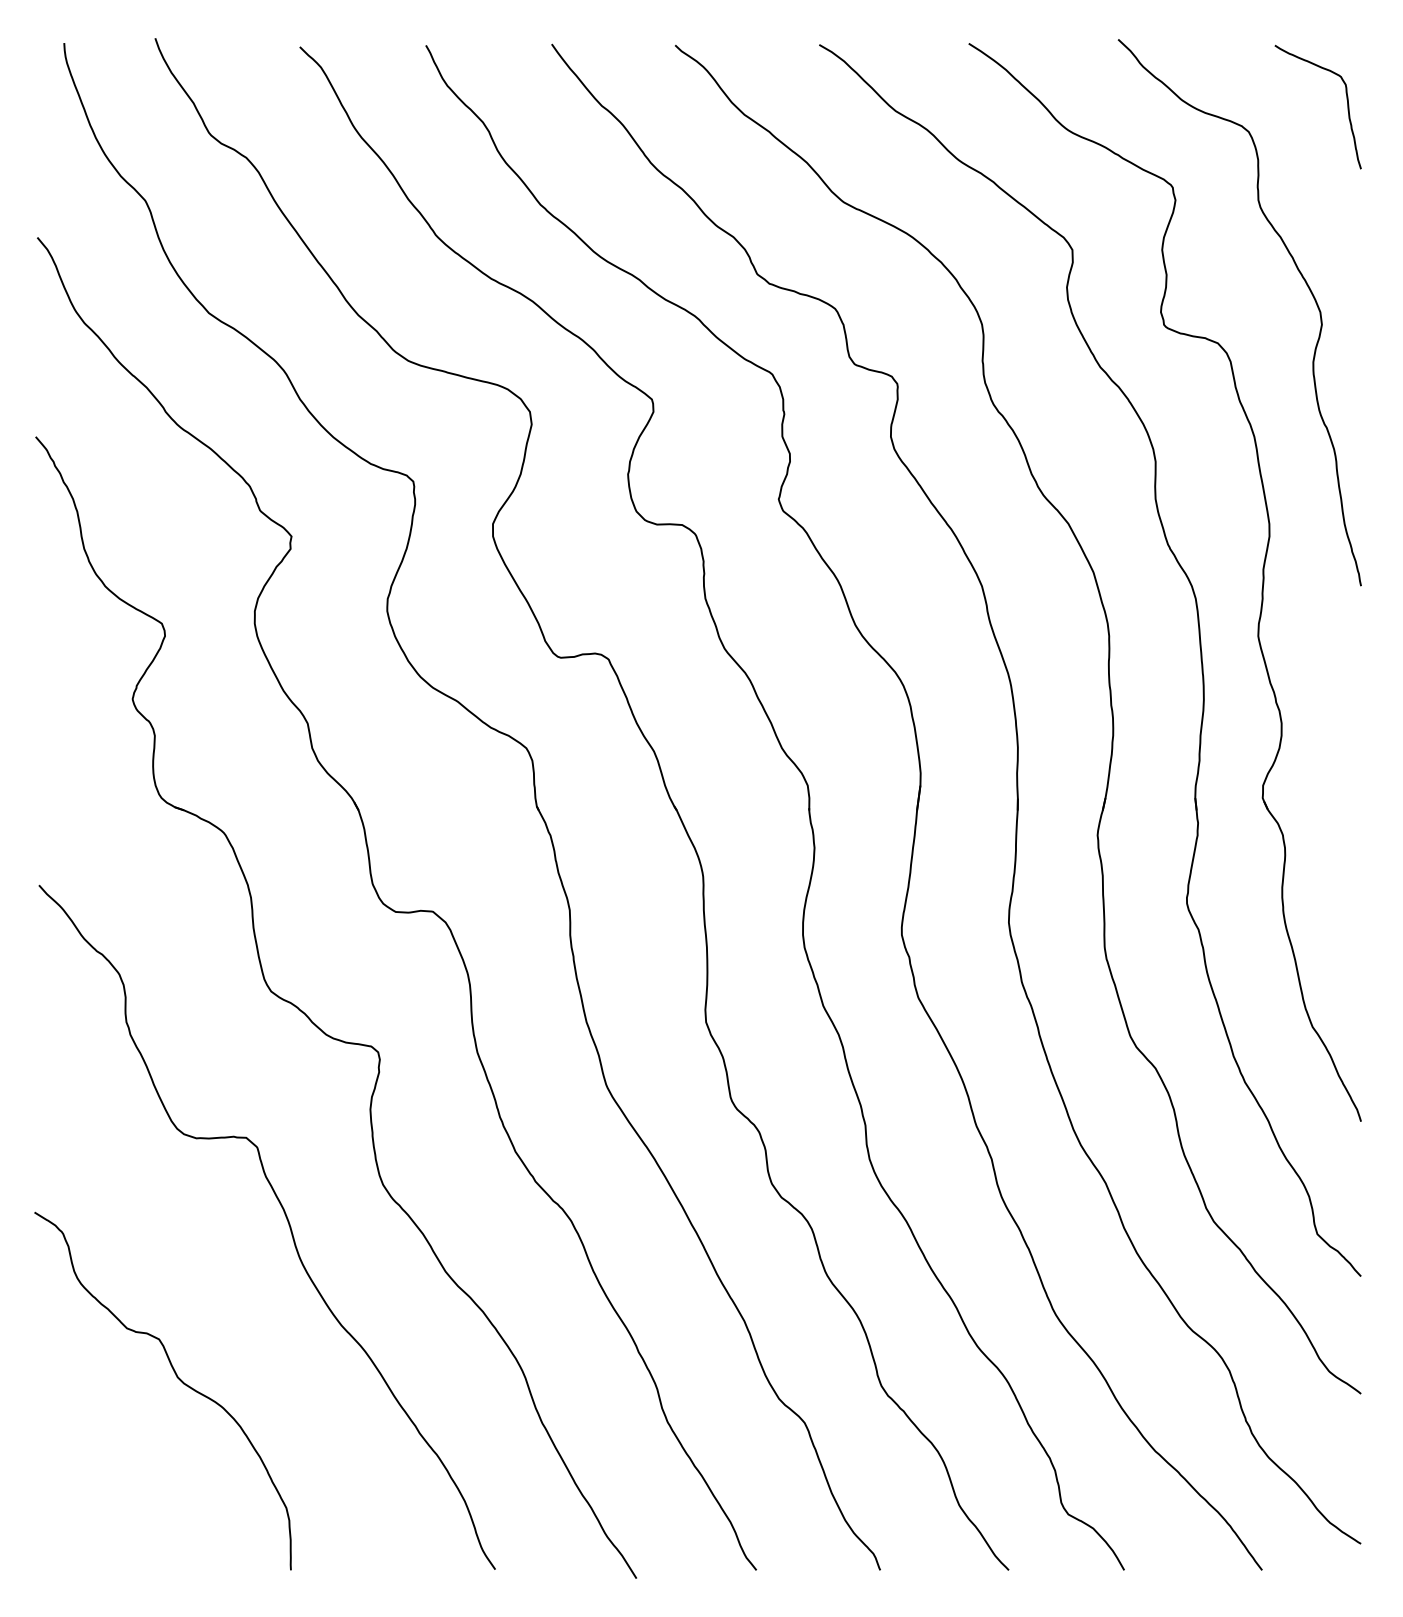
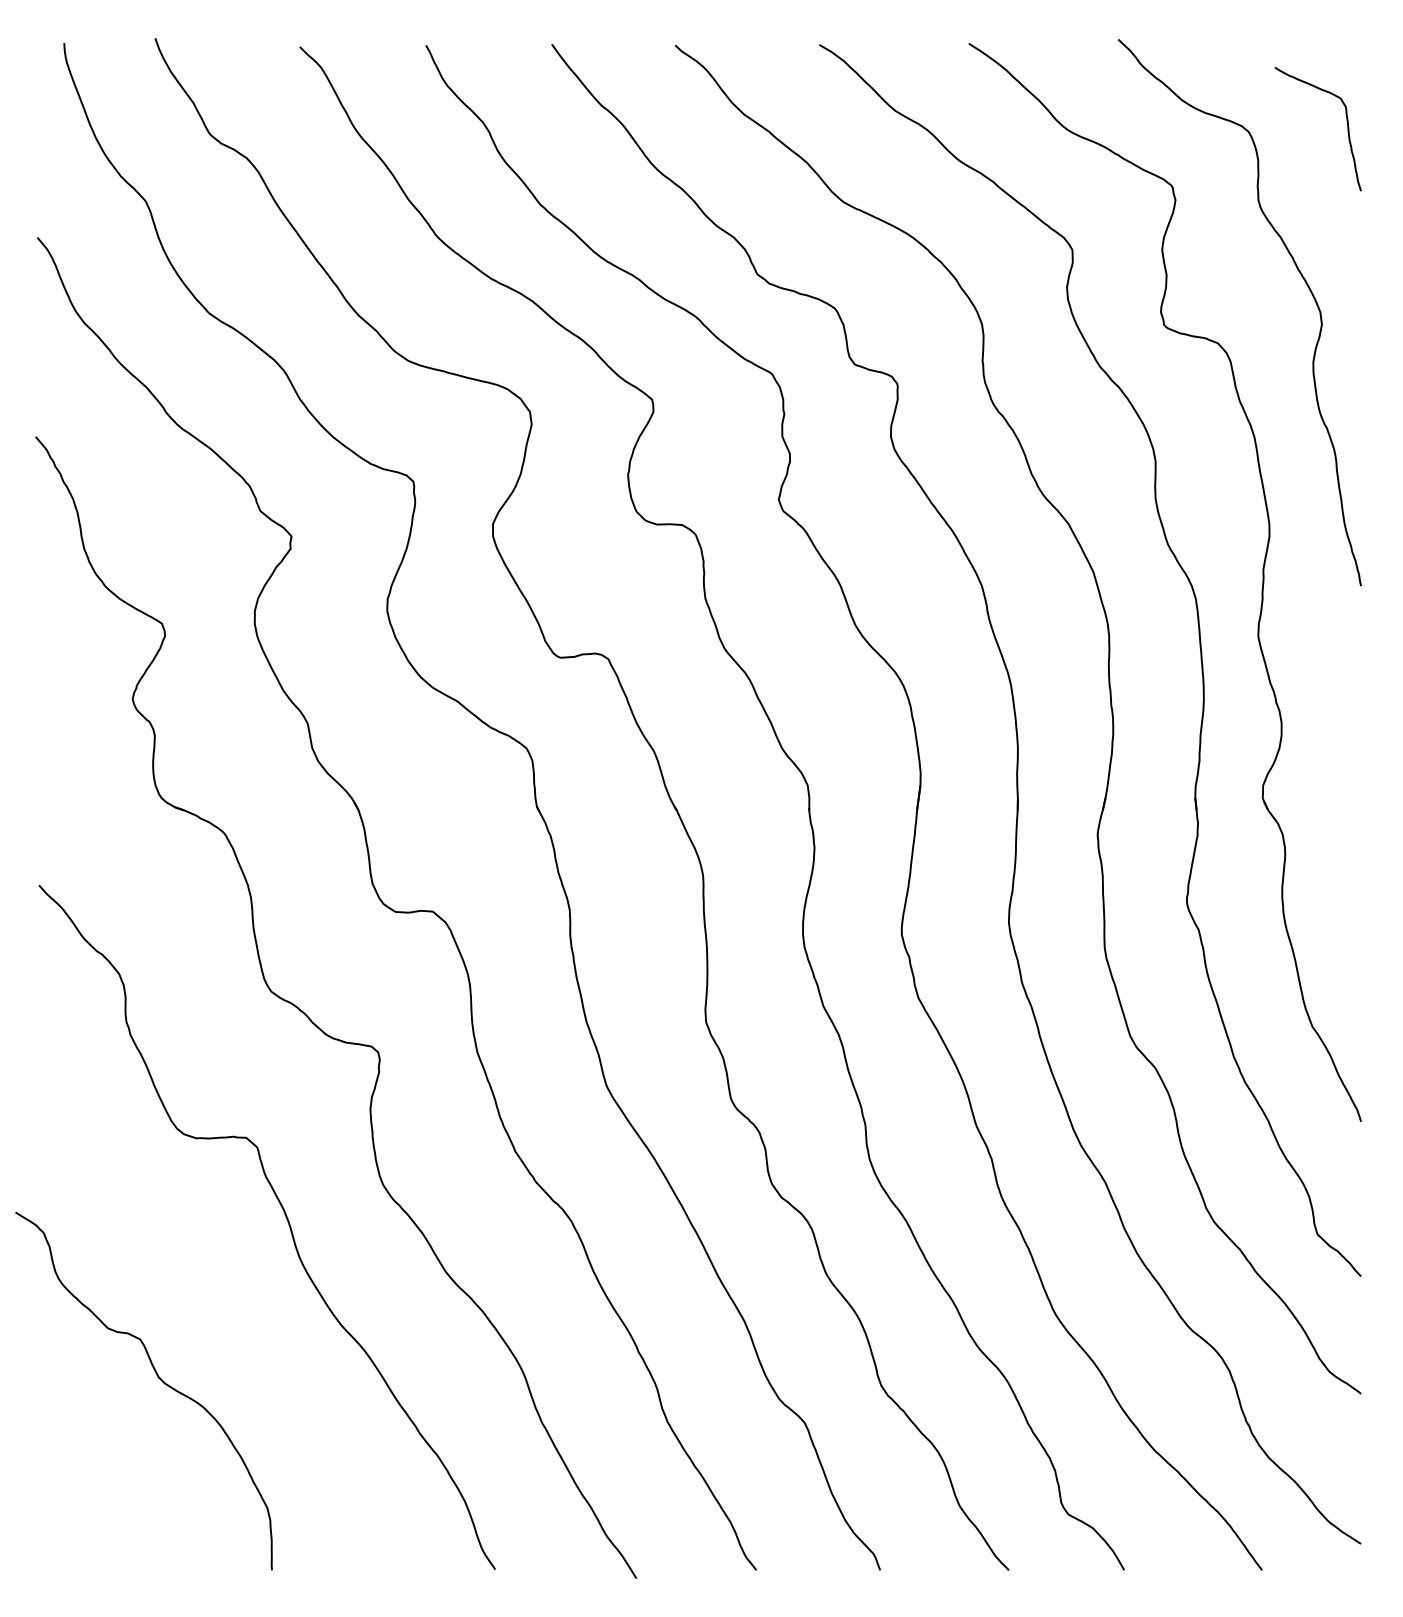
curve position: (1346, 99) -> (1346, 121) (1346, 121)
curve position: (176, 1377) -> (157, 1377) (157, 1377)
